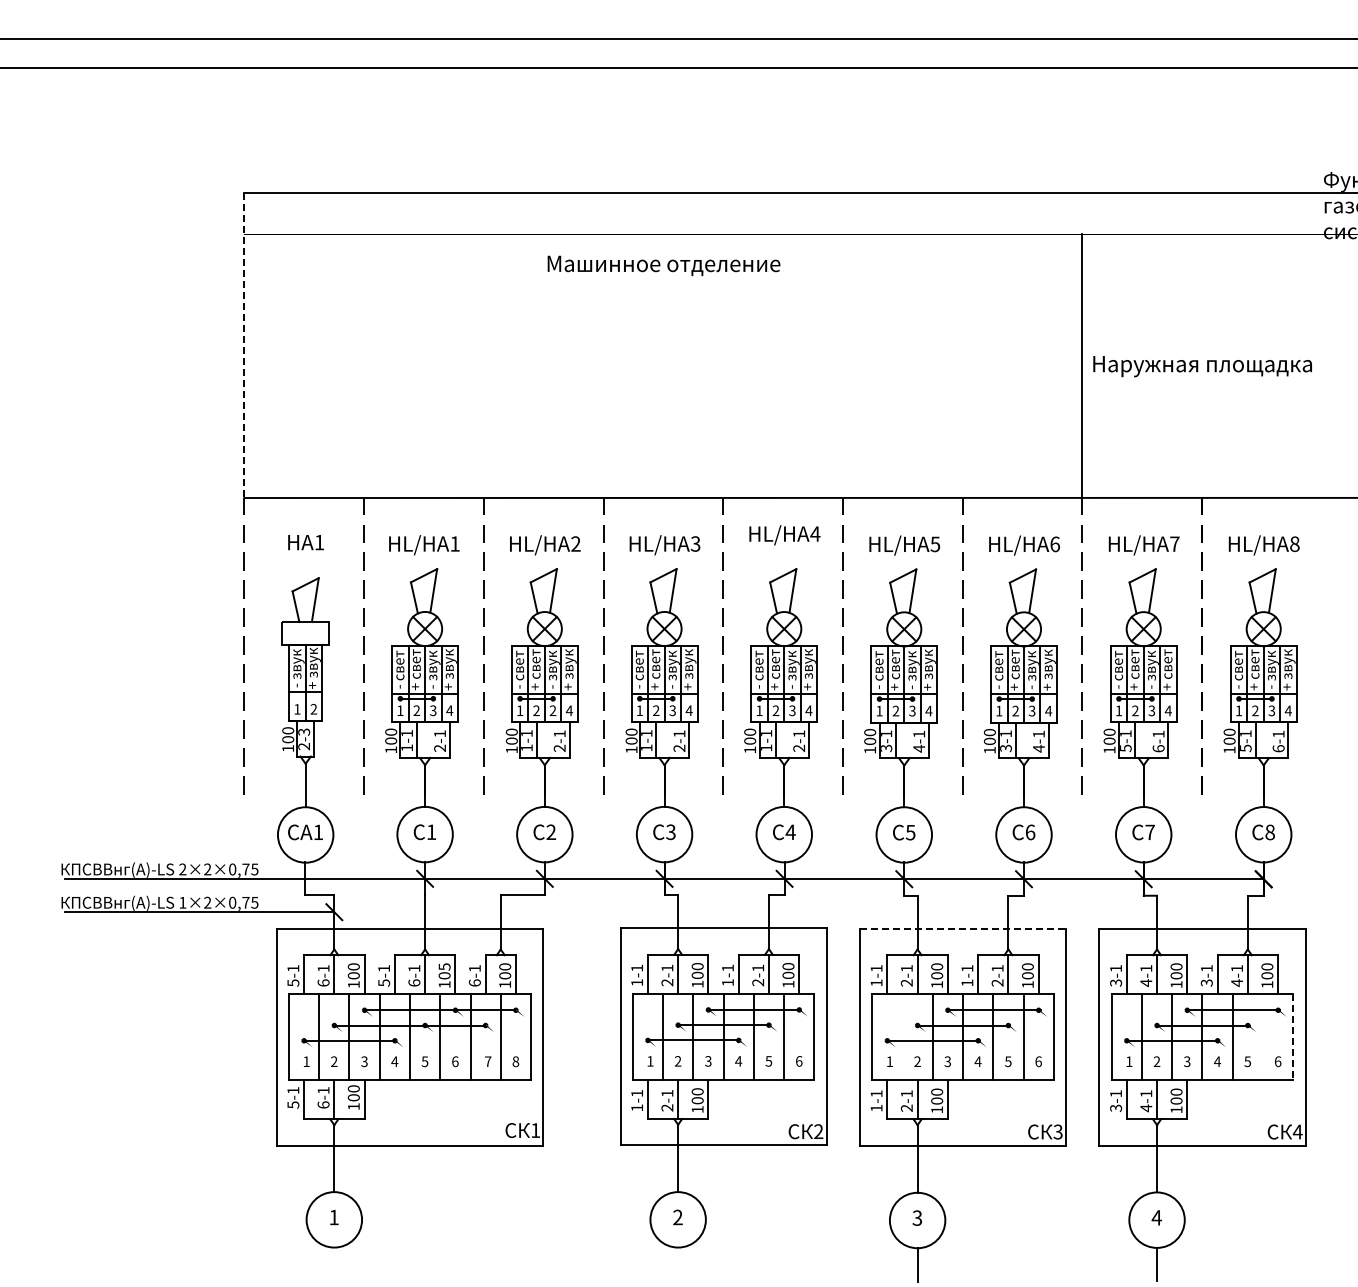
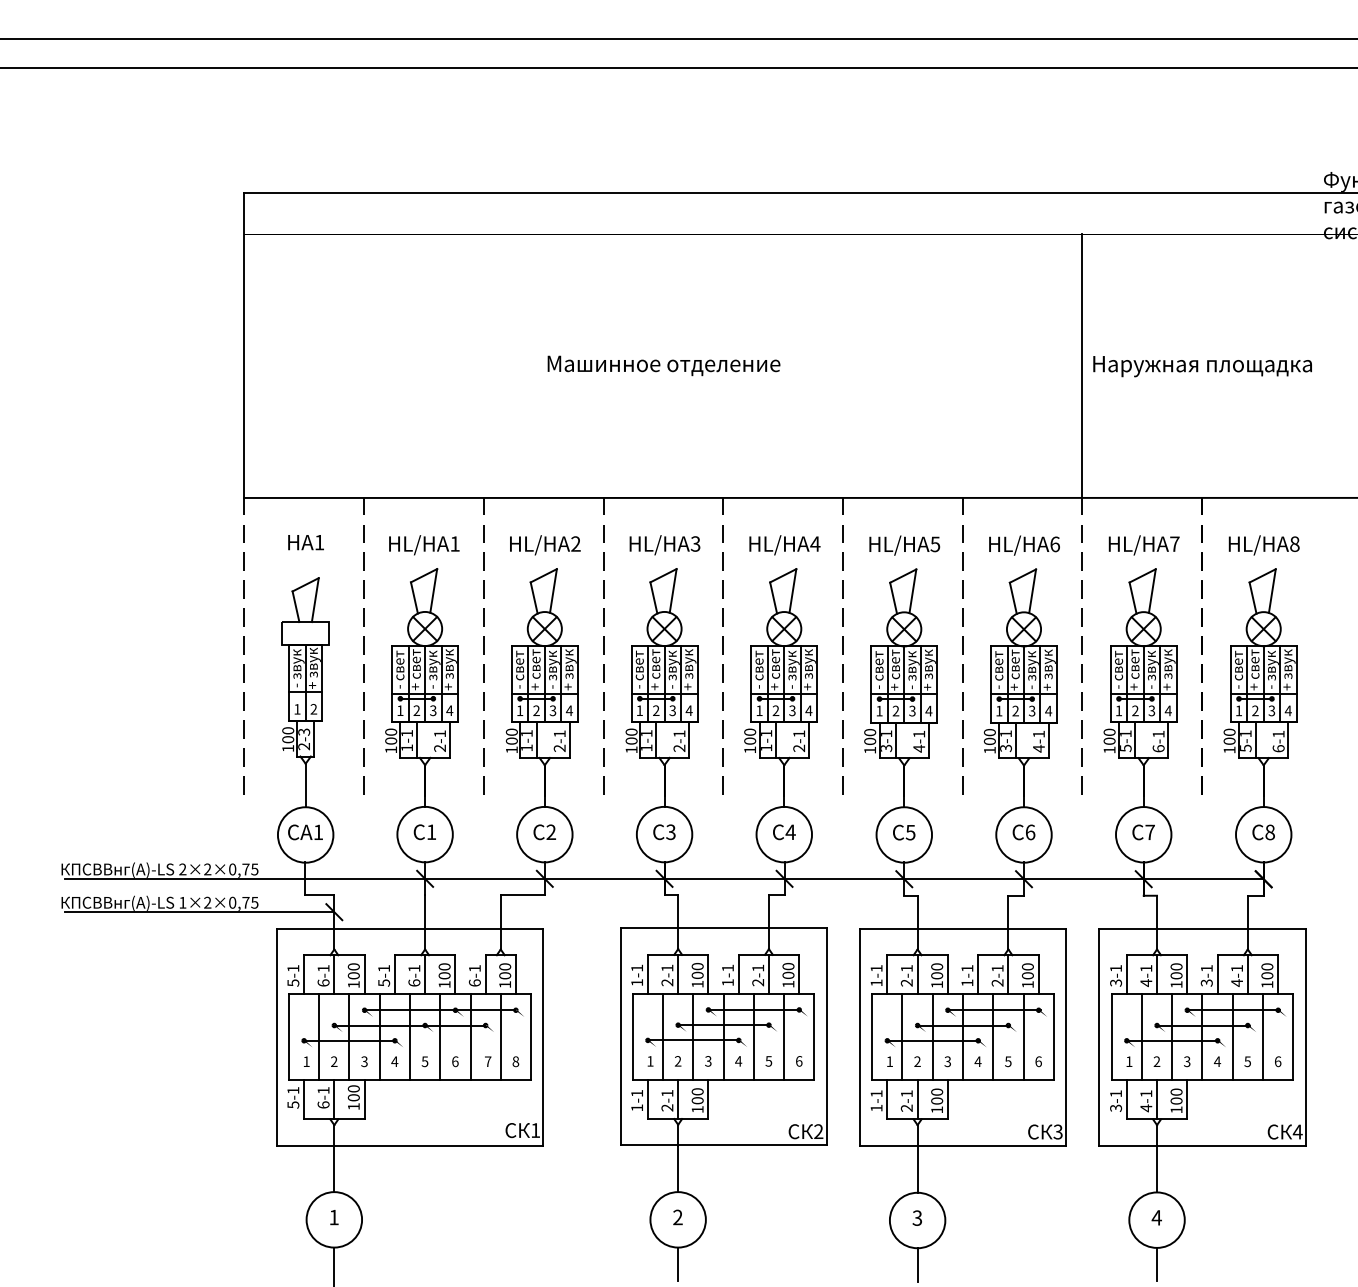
text position: (663, 265) -> (663, 365) (663, 365)
line: dashed -> solid (244, 345)
text position: (784, 535) -> (784, 545) (784, 545)
text: + свет -> + звук (1169, 663)
text: 2 -> 3 (552, 711)
line: dashed -> solid (963, 928)
text: 105 -> 100 (444, 966)
line: none -> present (902, 1037)
line: none -> present (1262, 1037)
line: dashed -> solid (1293, 1037)
line: none -> present (678, 1263)
line: none -> present (334, 1265)
